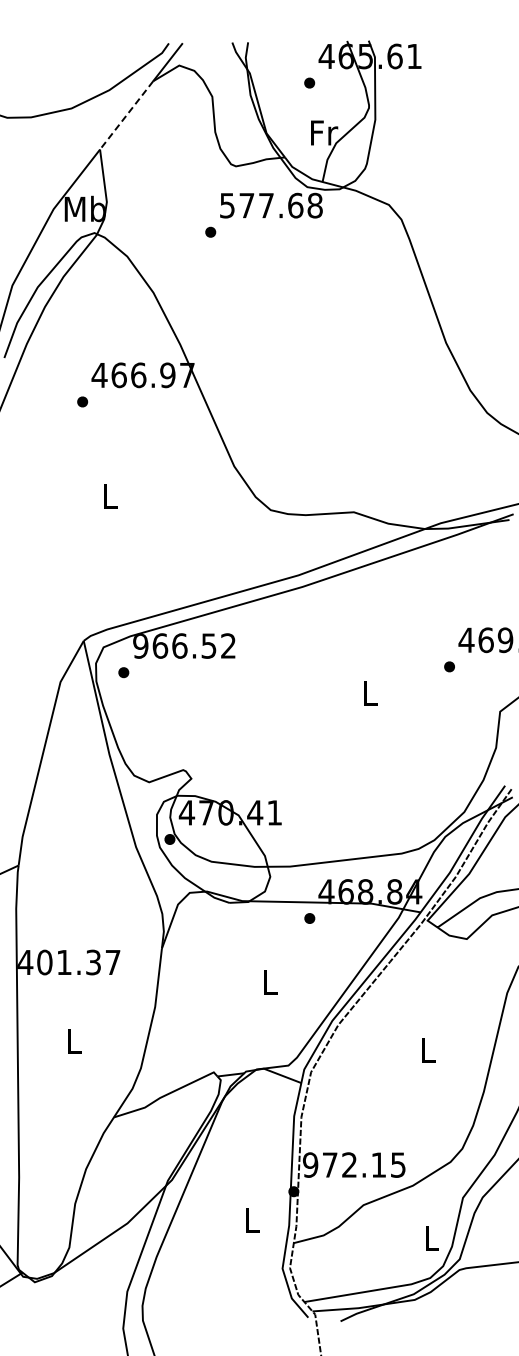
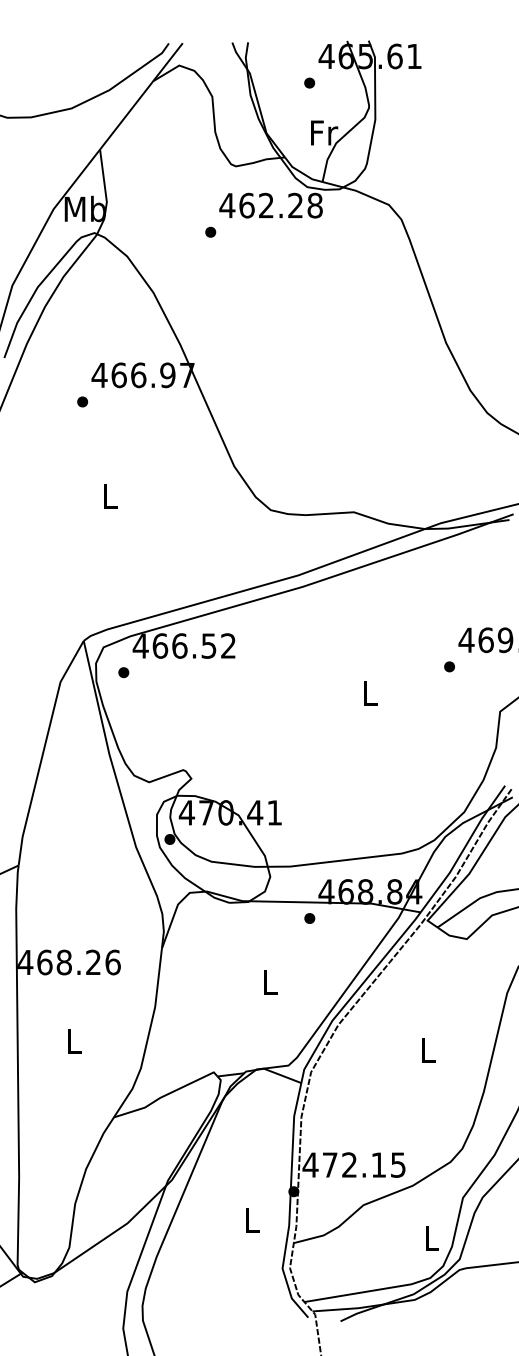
line: dashed -> solid (126, 115)
text: 577.68 -> 462.28 (261, 205)
text: 966.52 -> 466.52 (140, 645)
text: 401.37 -> 468.26 (78, 962)
text: 972.15 -> 472.15 (310, 1164)
